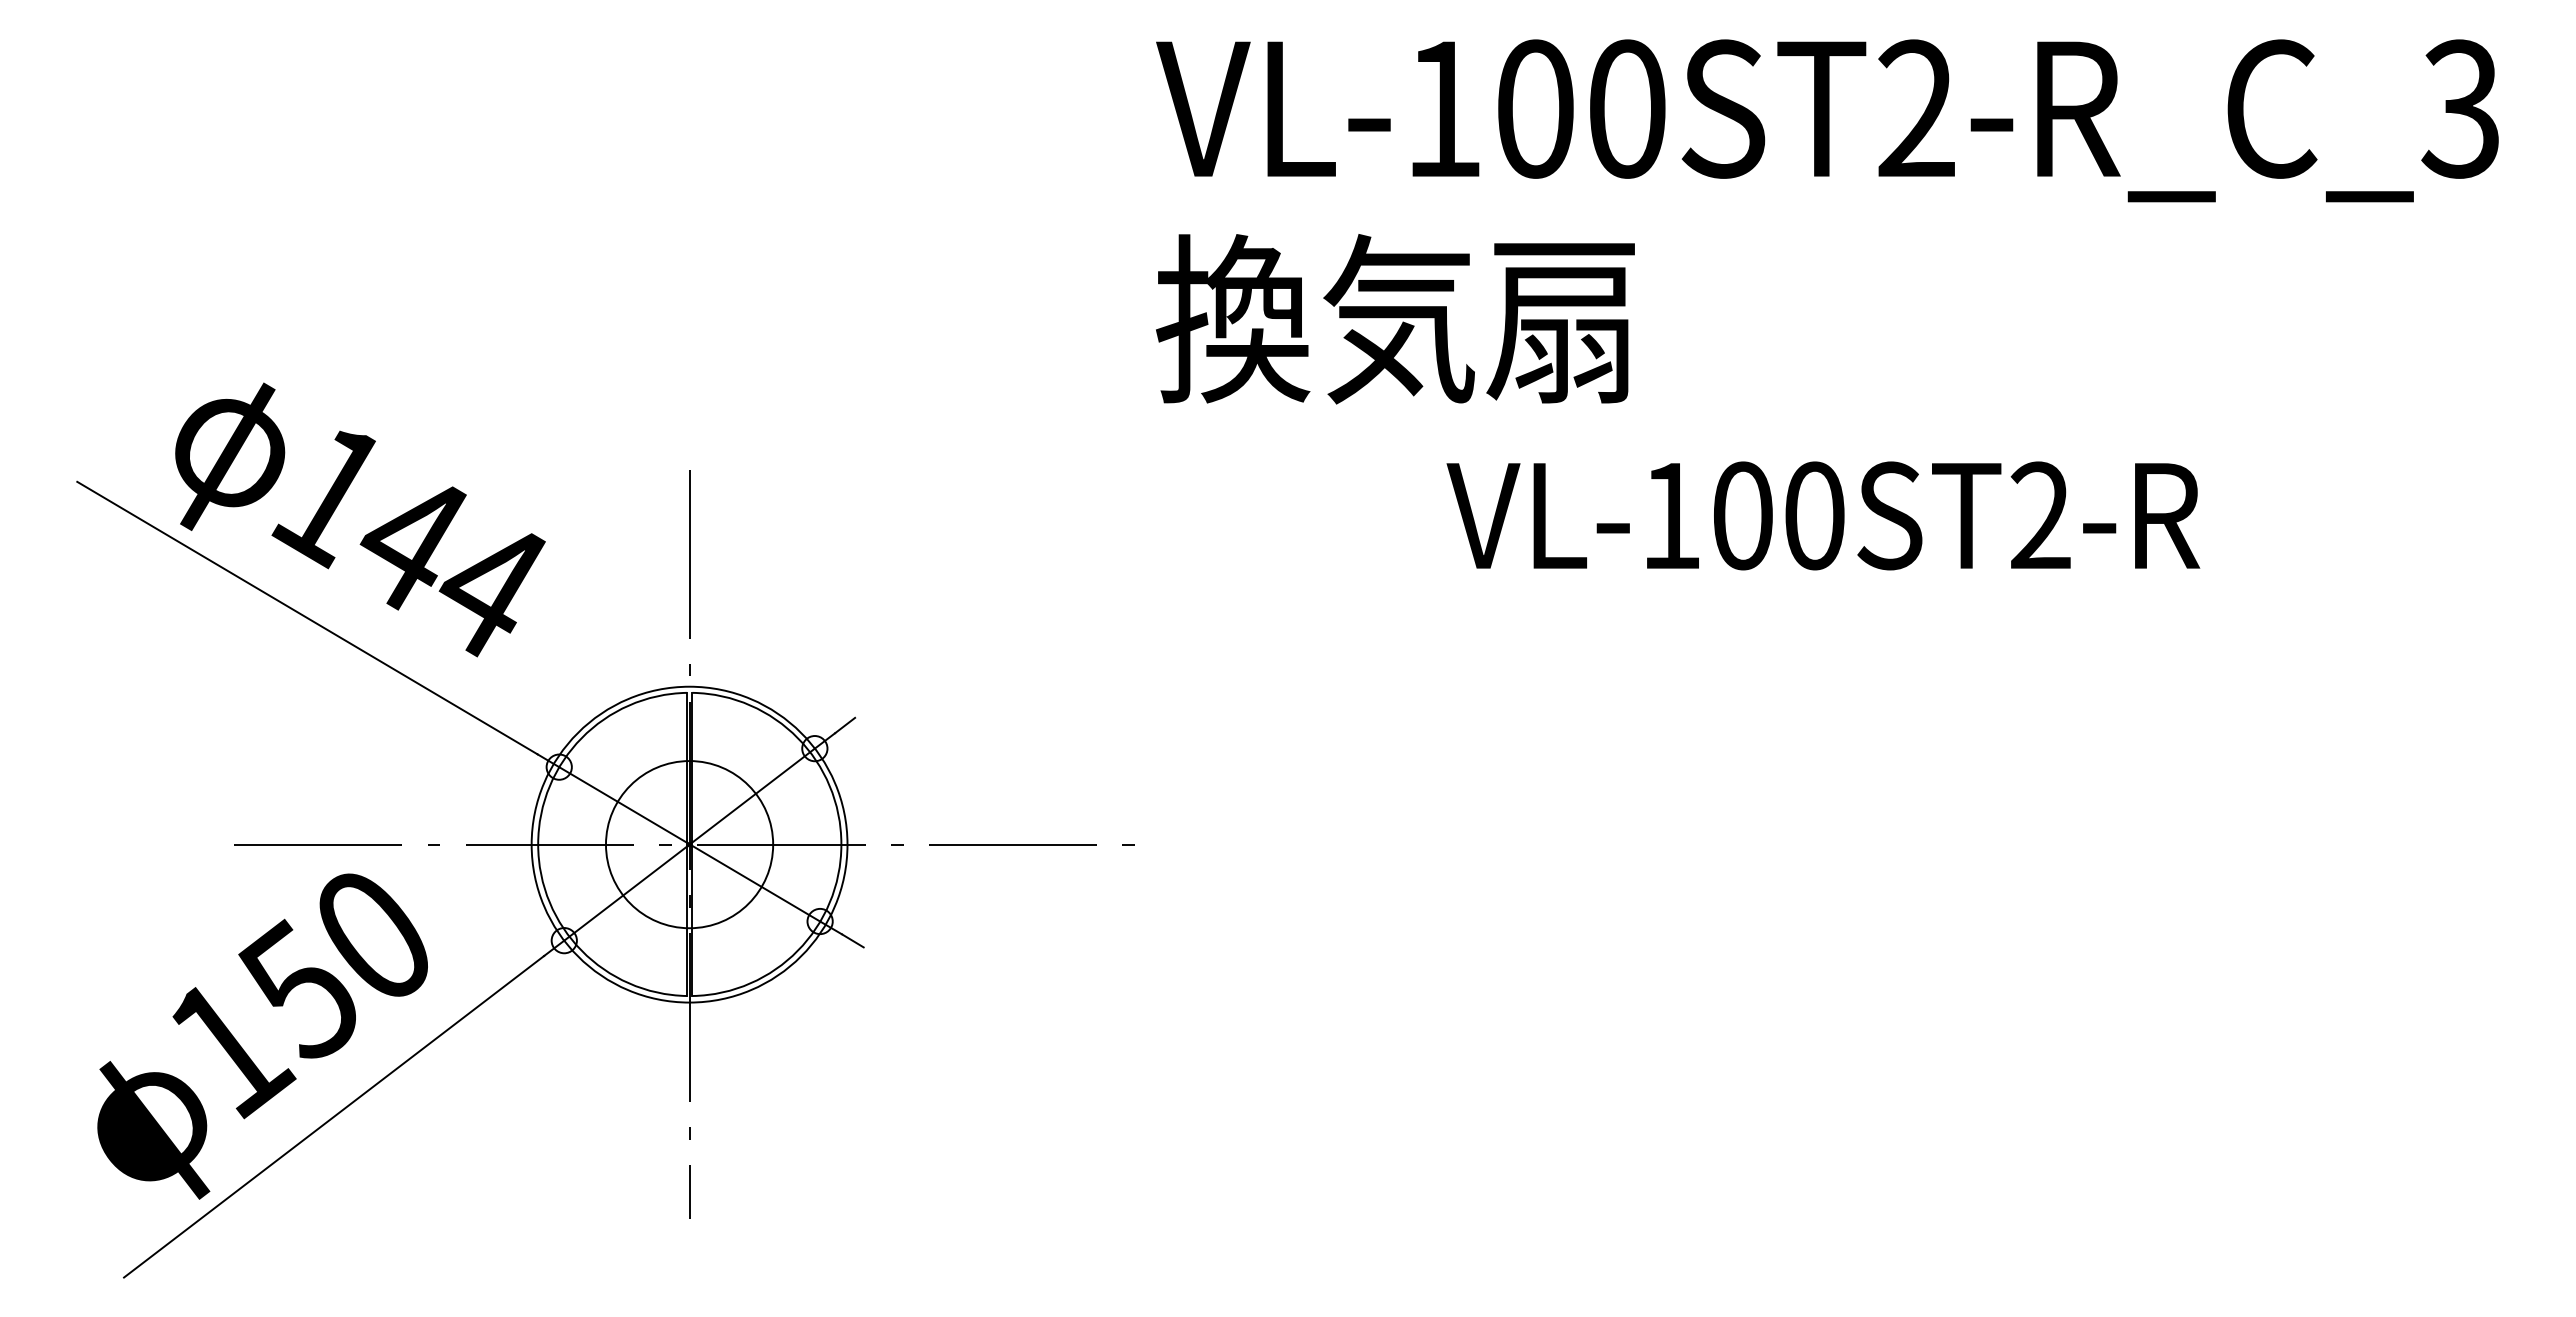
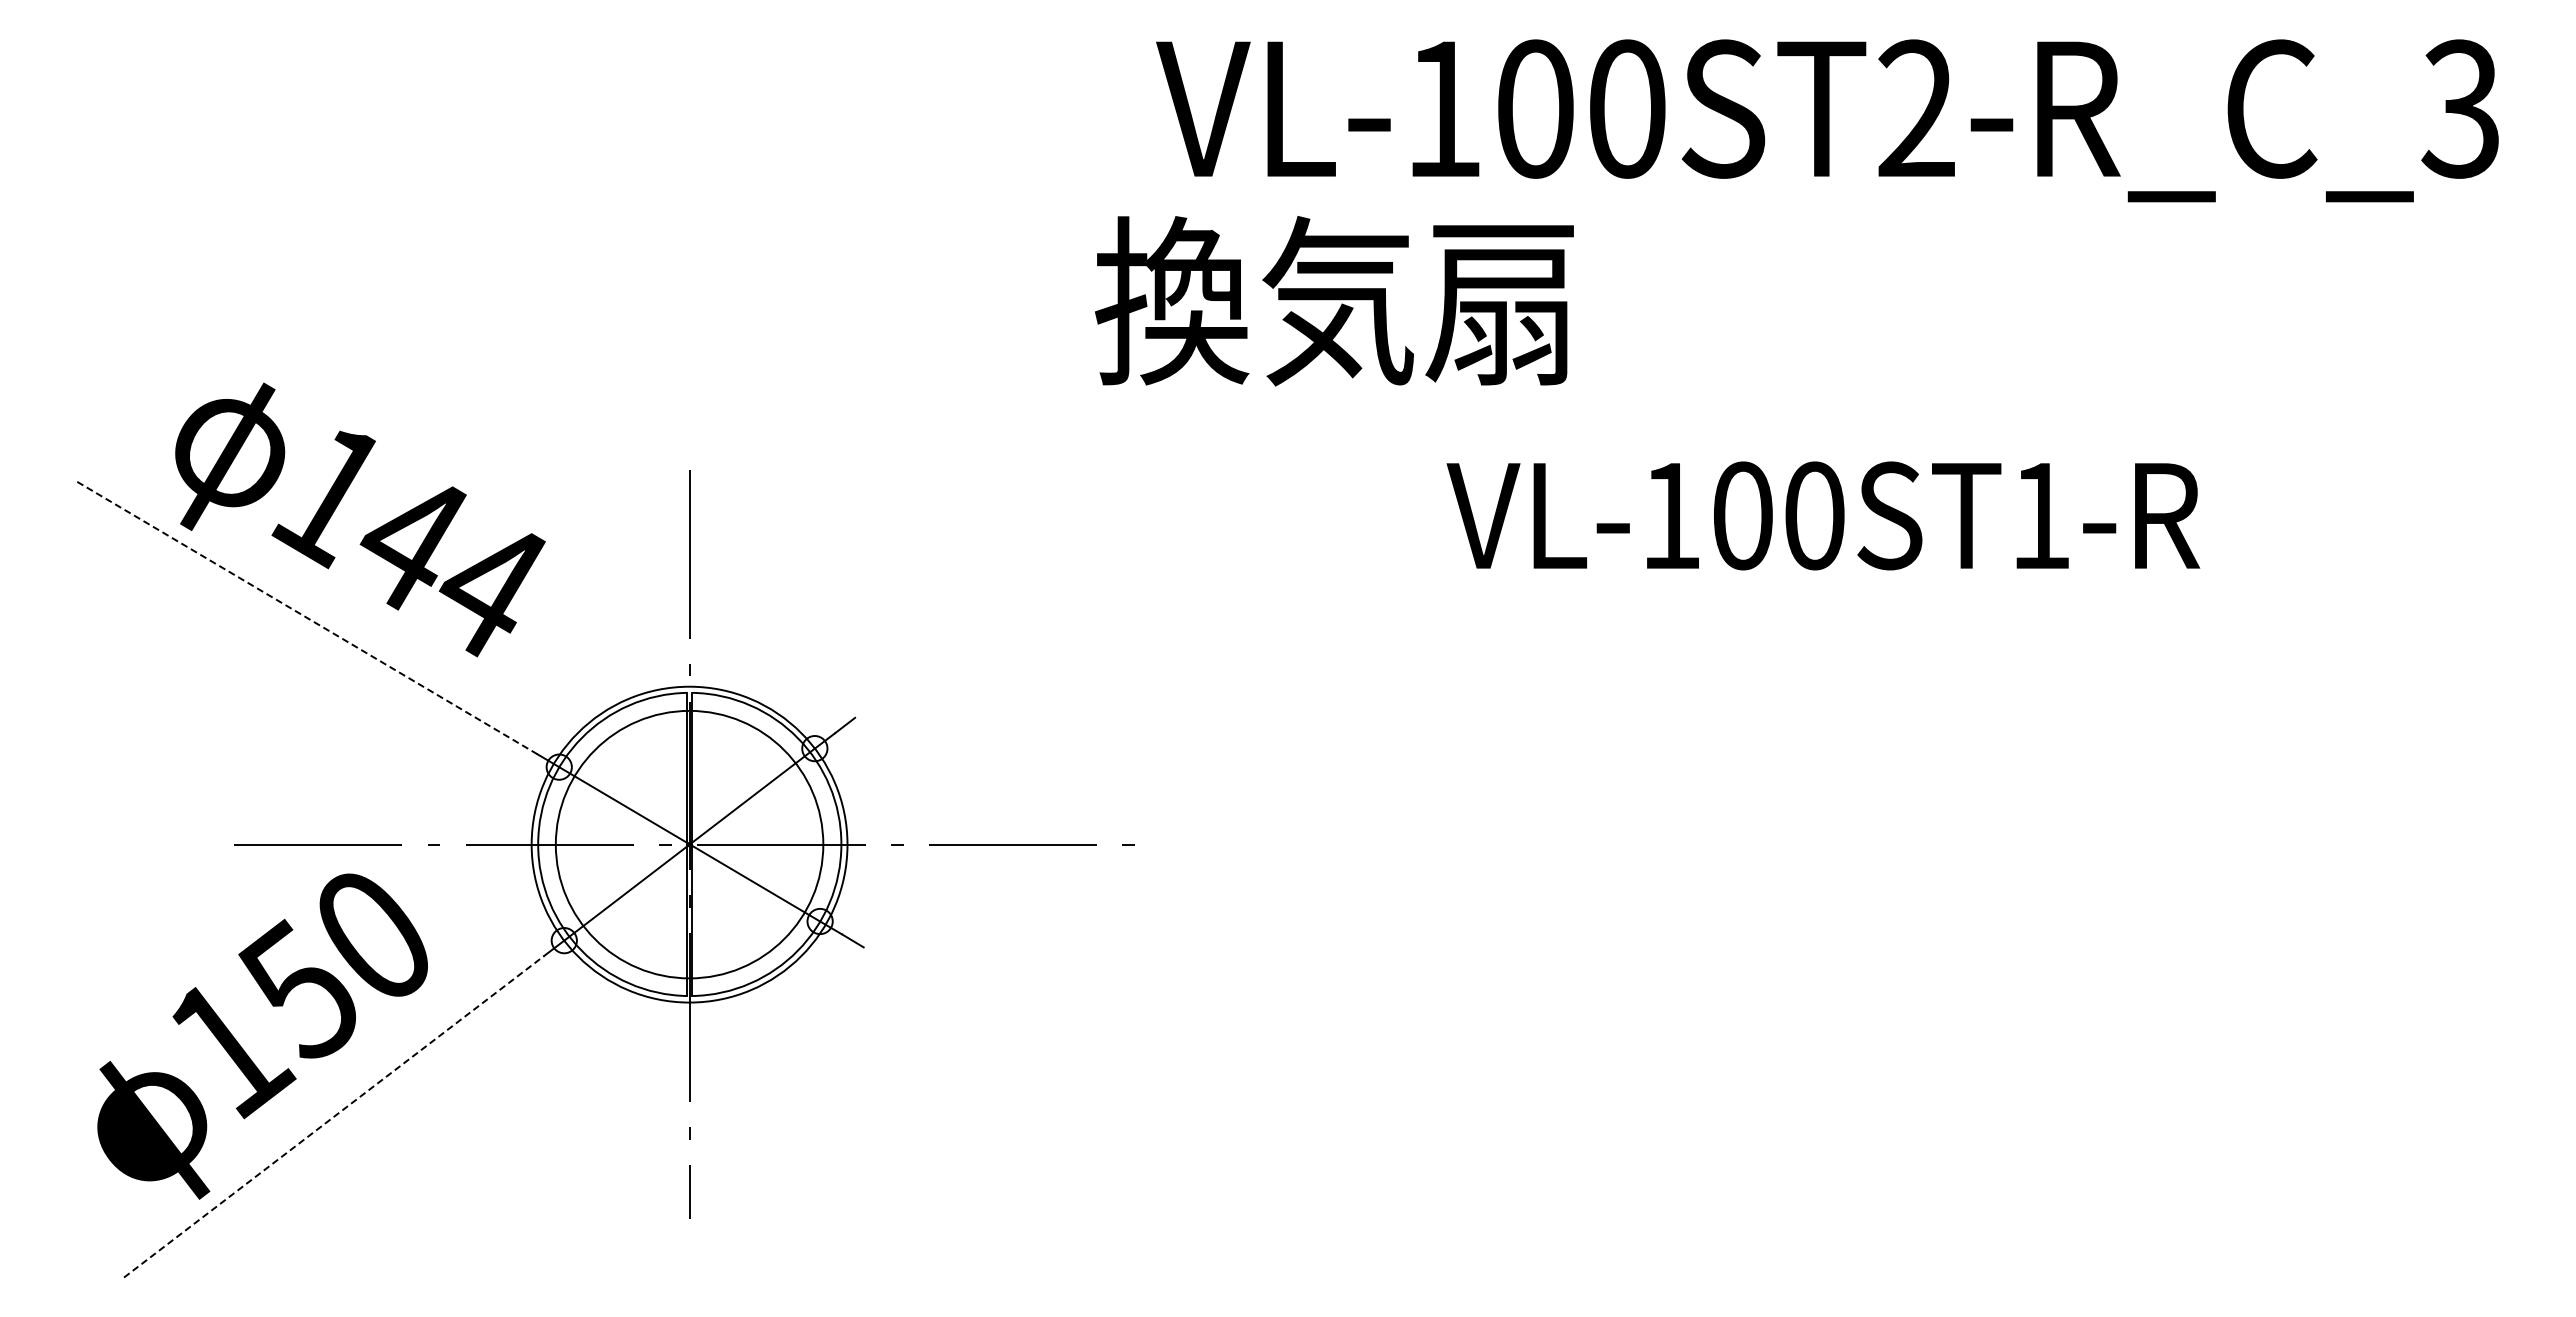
text position: (1395, 319) -> (1334, 301) (1334, 301)
text: VL-100ST2-R -> VL-100ST1-R (2040, 514)
line: solid -> dashed (307, 618)
circle diameter: 167 px -> 267 px (689, 844)
line: solid -> dashed (334, 1116)
